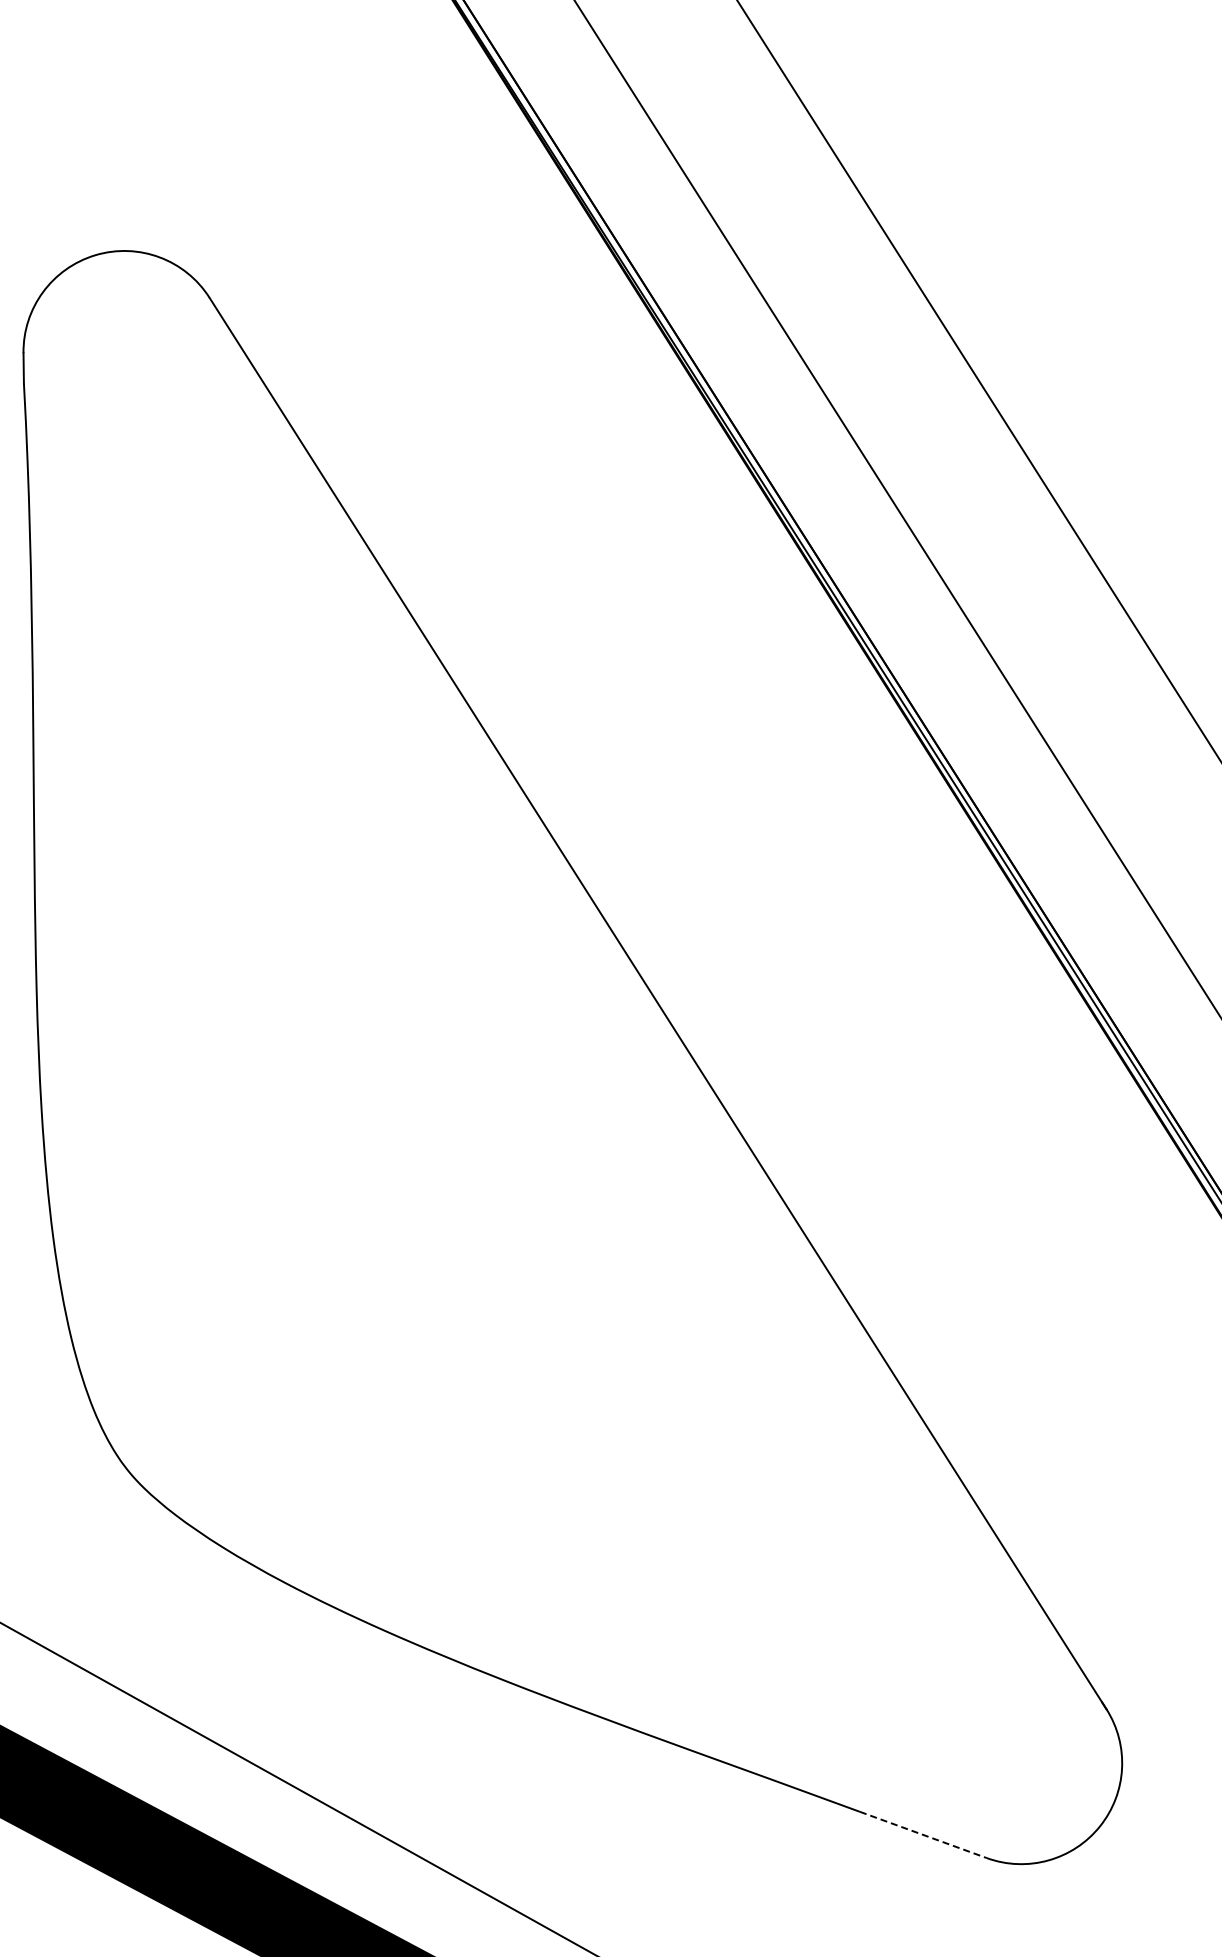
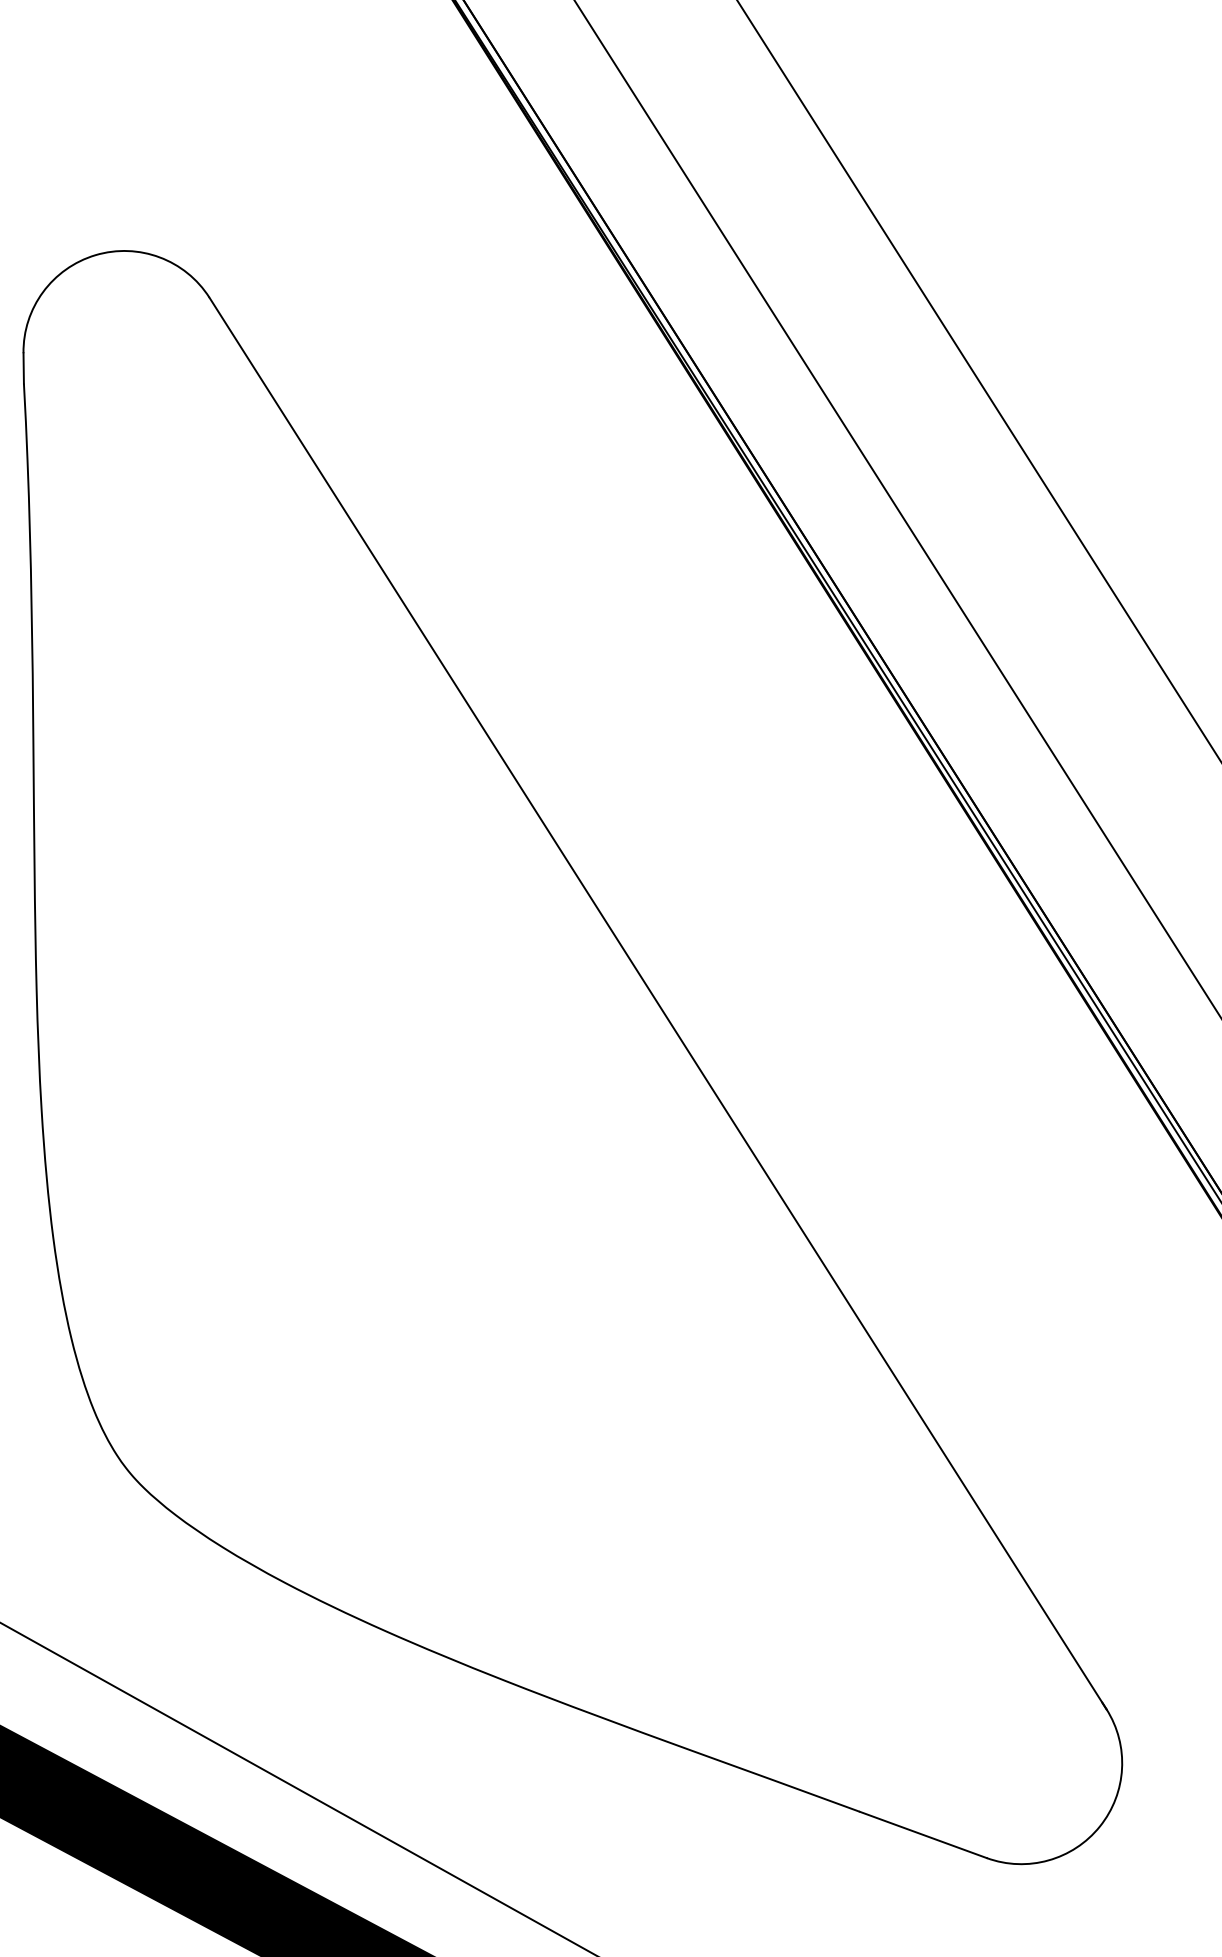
line: dashed -> solid (923, 1834)
